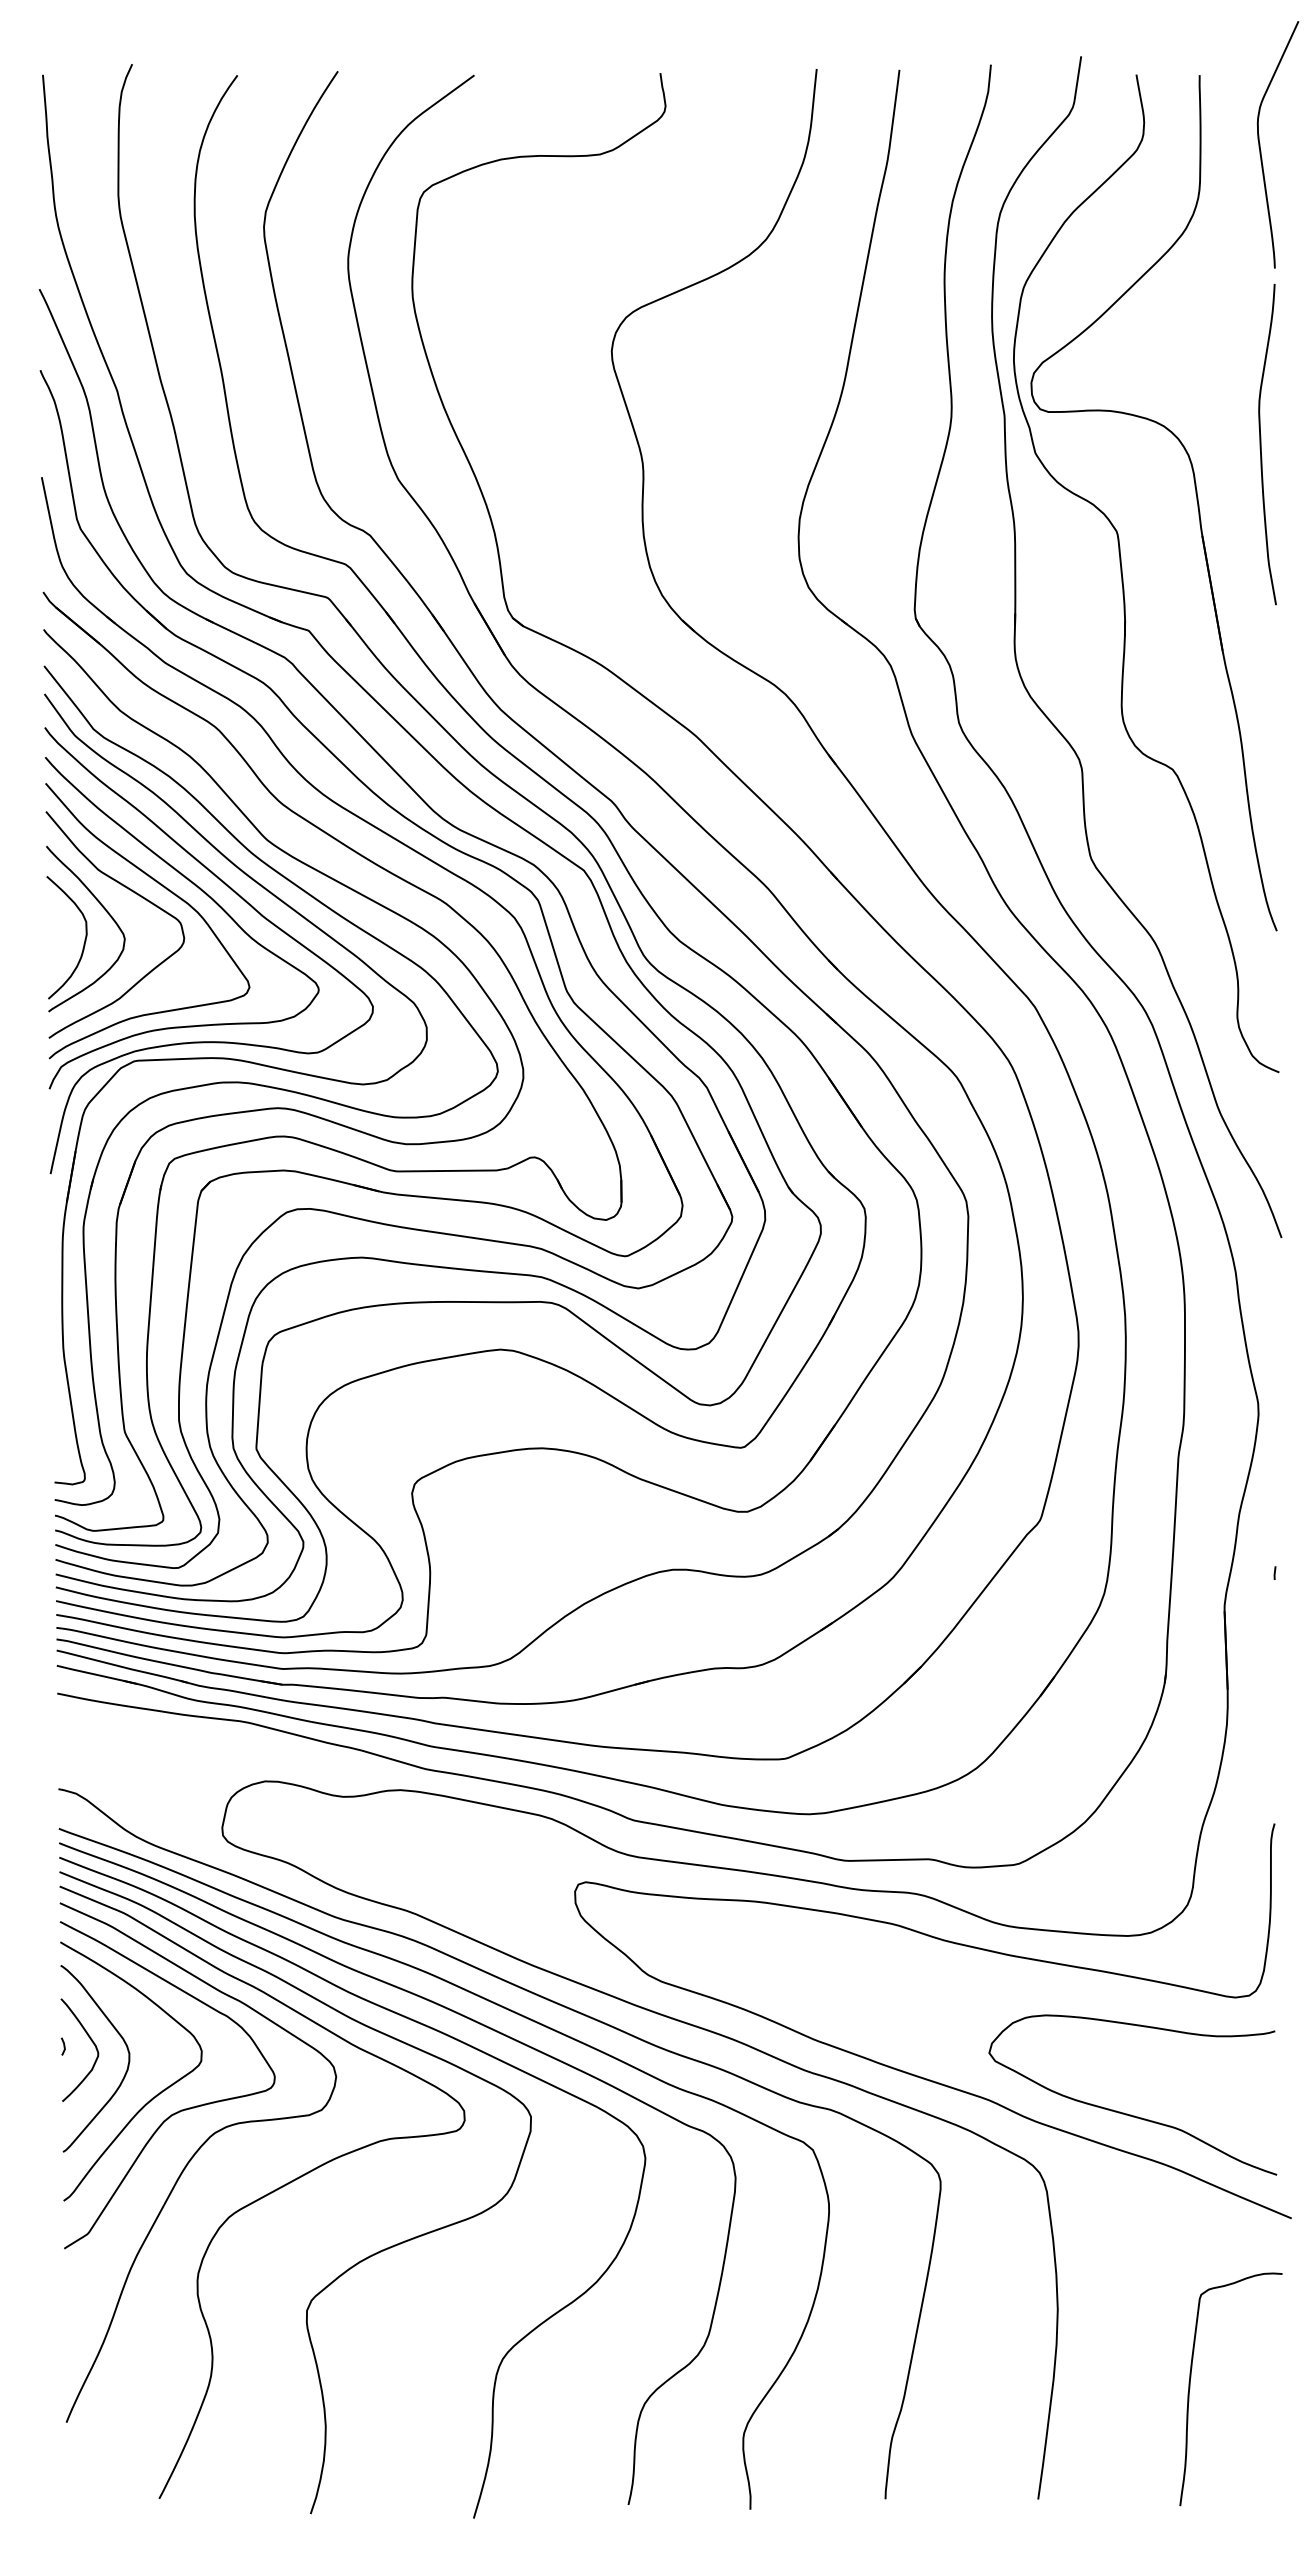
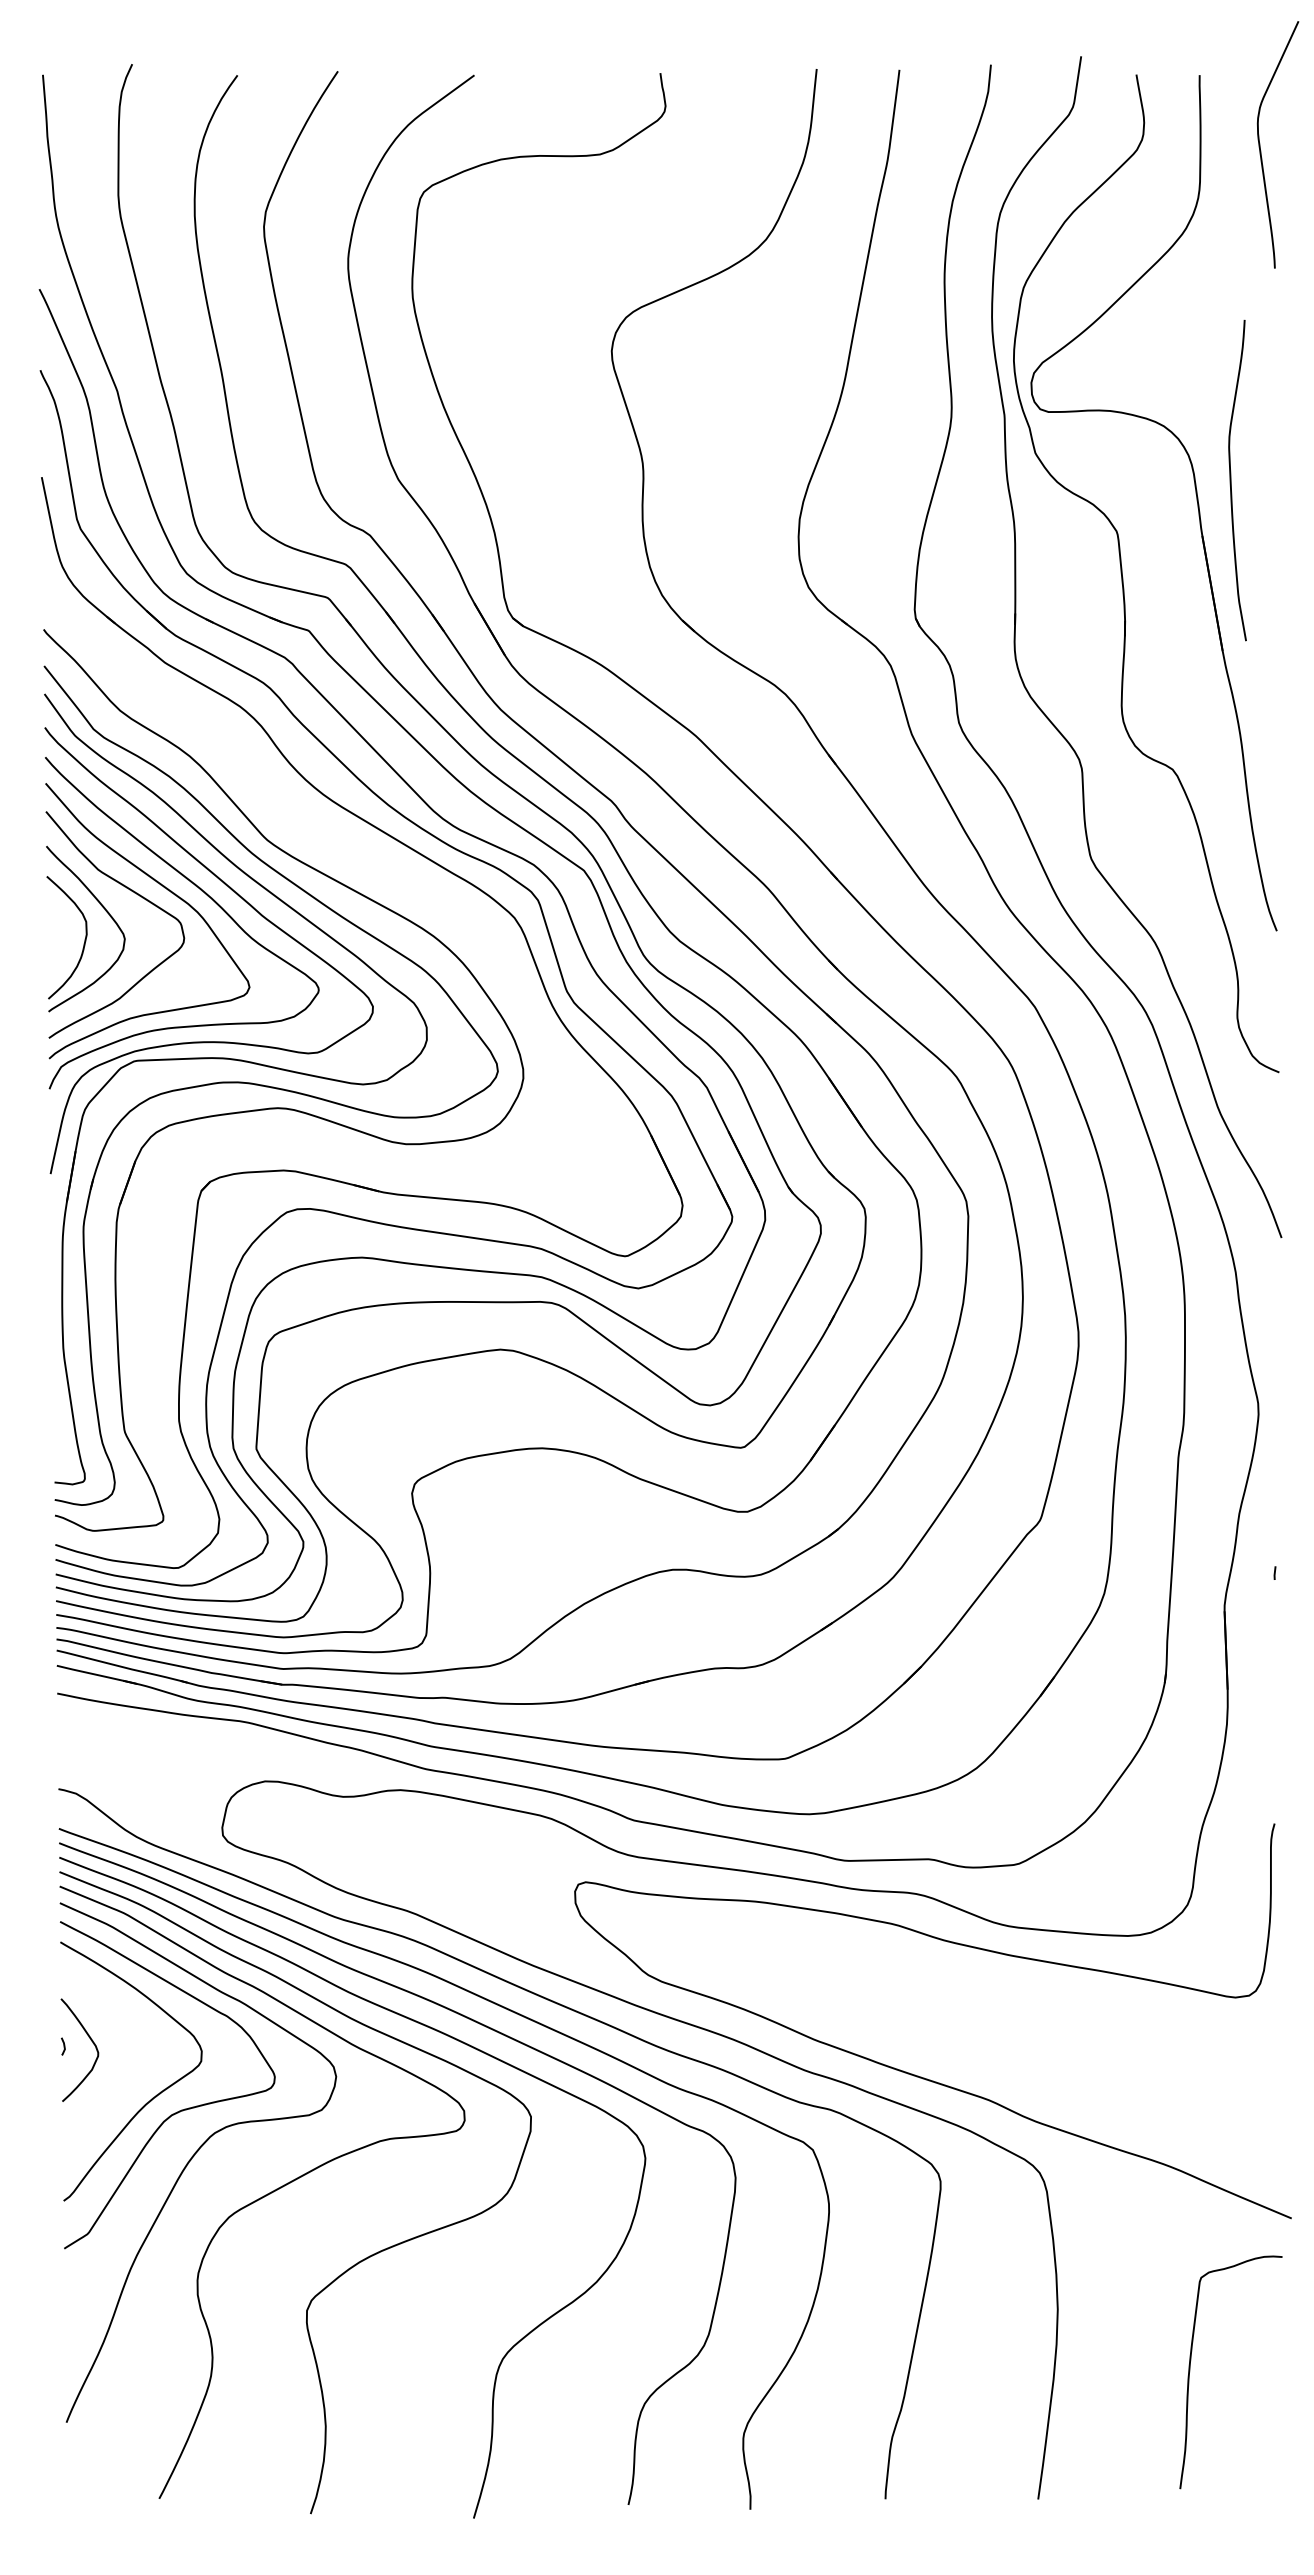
curve position: (1261, 444) -> (1231, 480) (1231, 480)
part: present -> none (311, 1141)
curve: present -> none (127, 2064)
curve: present -> none (1127, 2113)
curve position: (1190, 2388) -> (1190, 2371) (1190, 2371)
